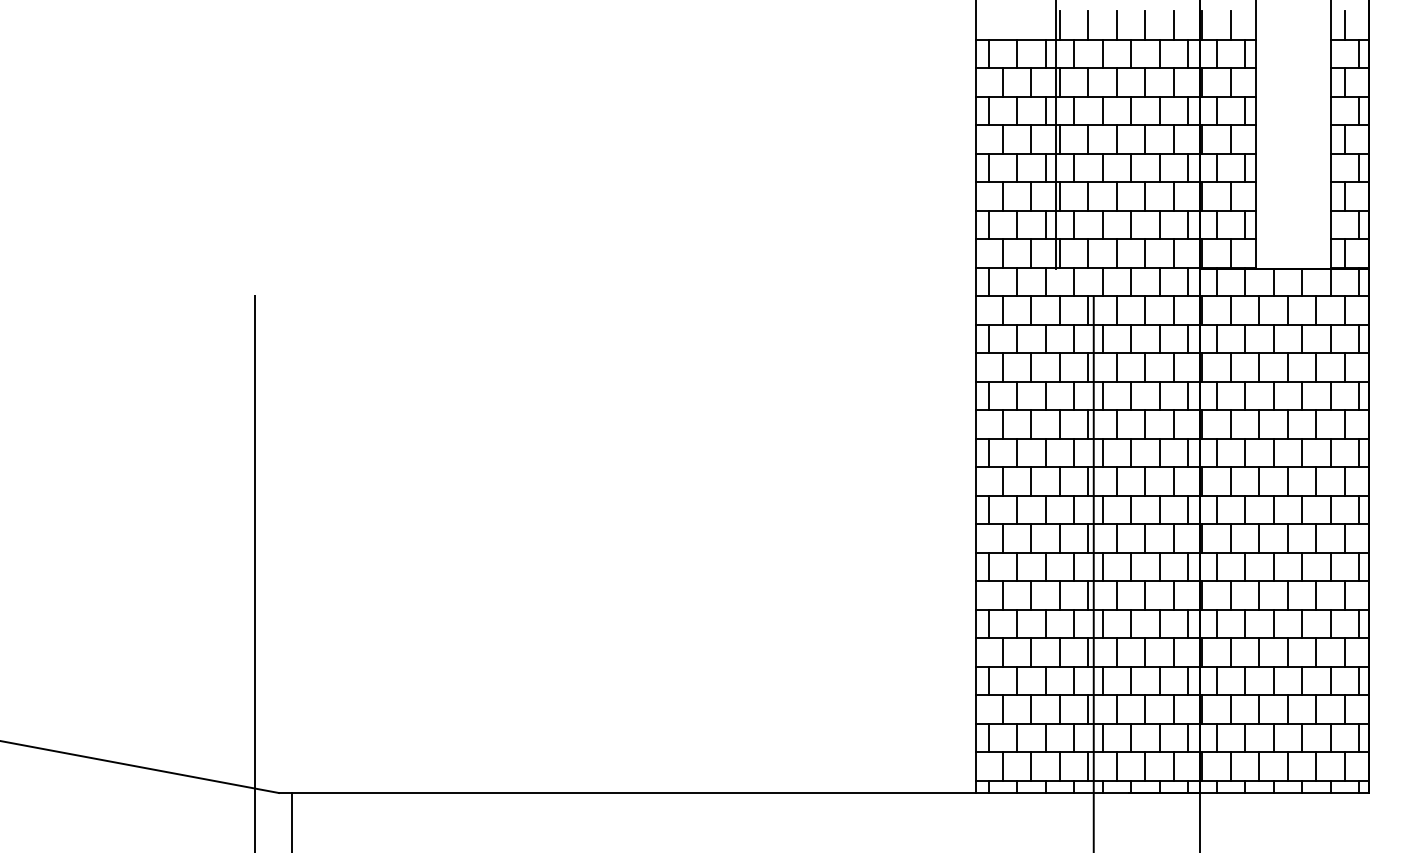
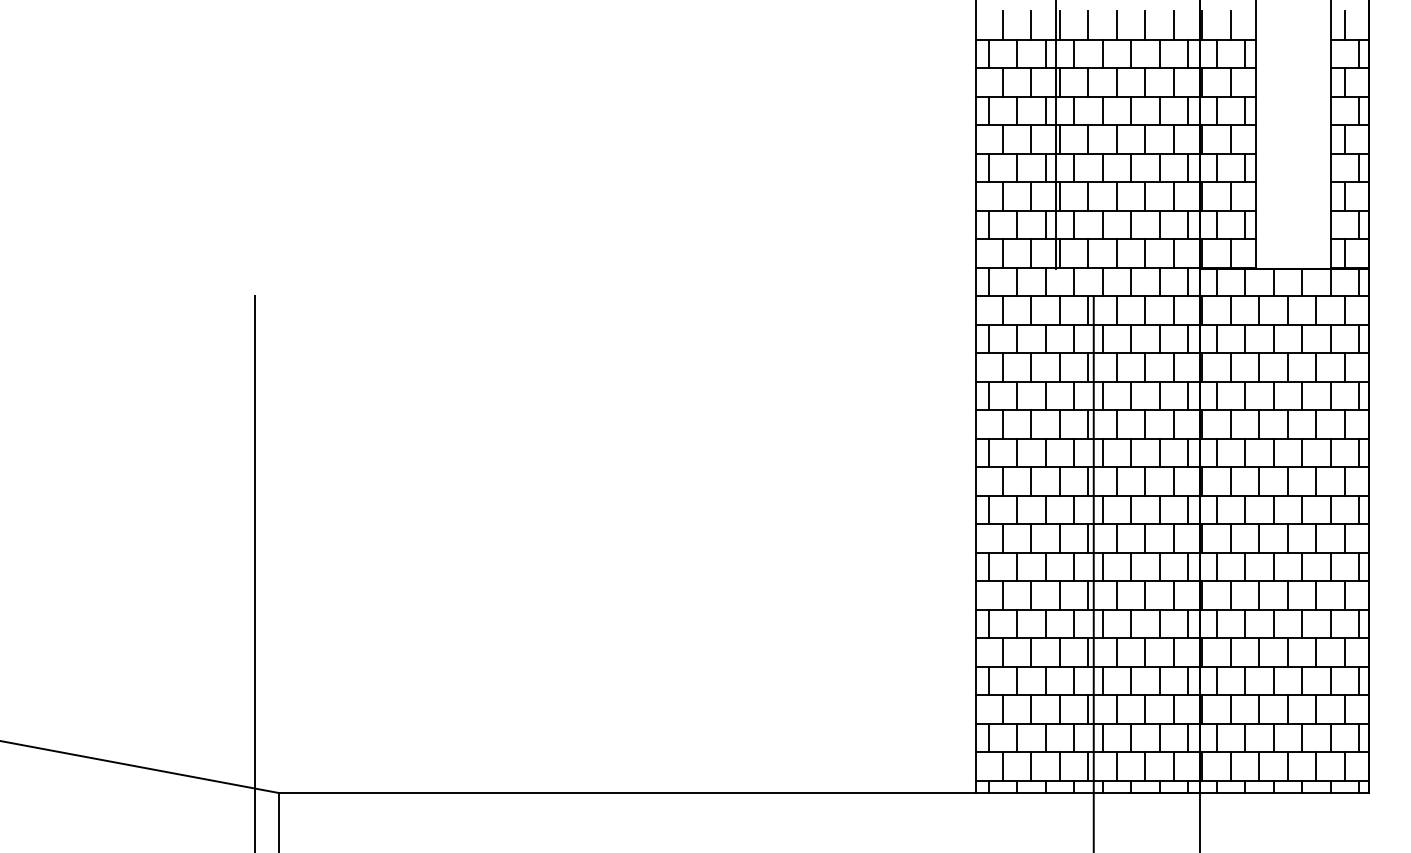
line: none -> present (1002, 25)
line: none -> present (1031, 25)
line position: (292, 821) -> (279, 821) (279, 821)
